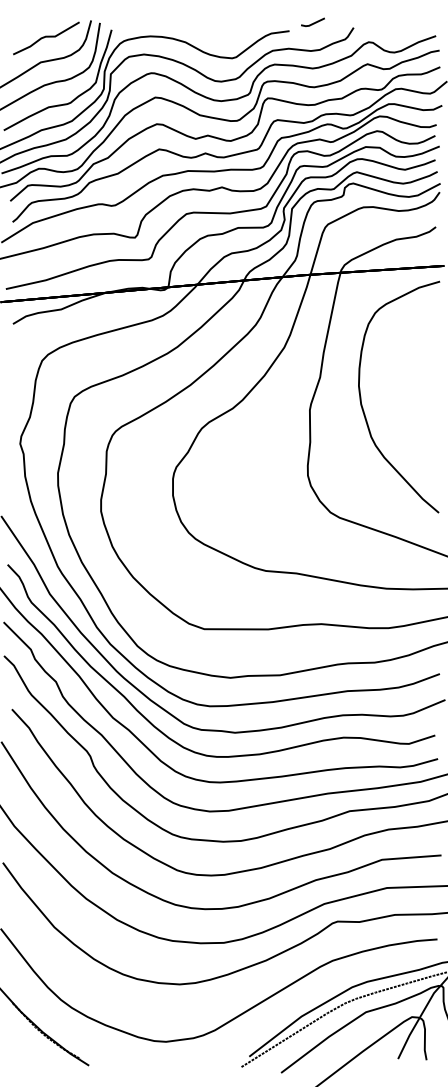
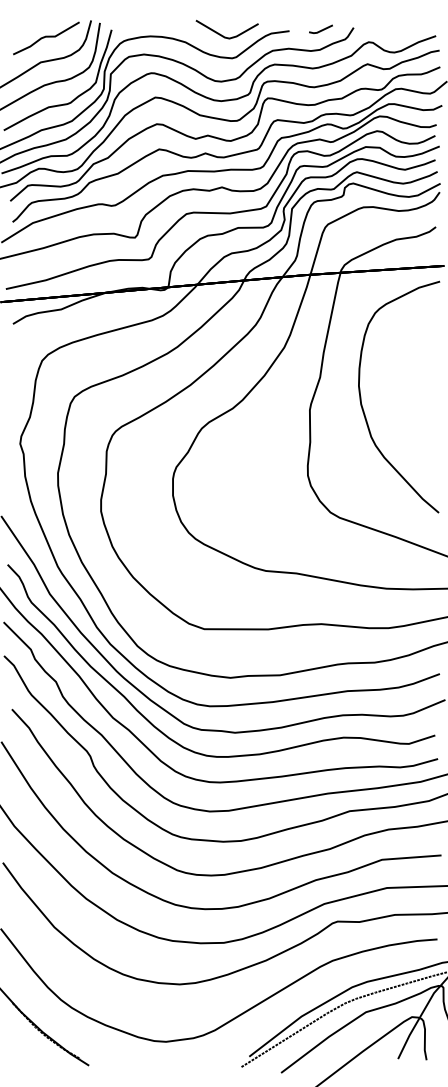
line position: (313, 22) -> (321, 29) (321, 29)
line: none -> present (223, 35)
